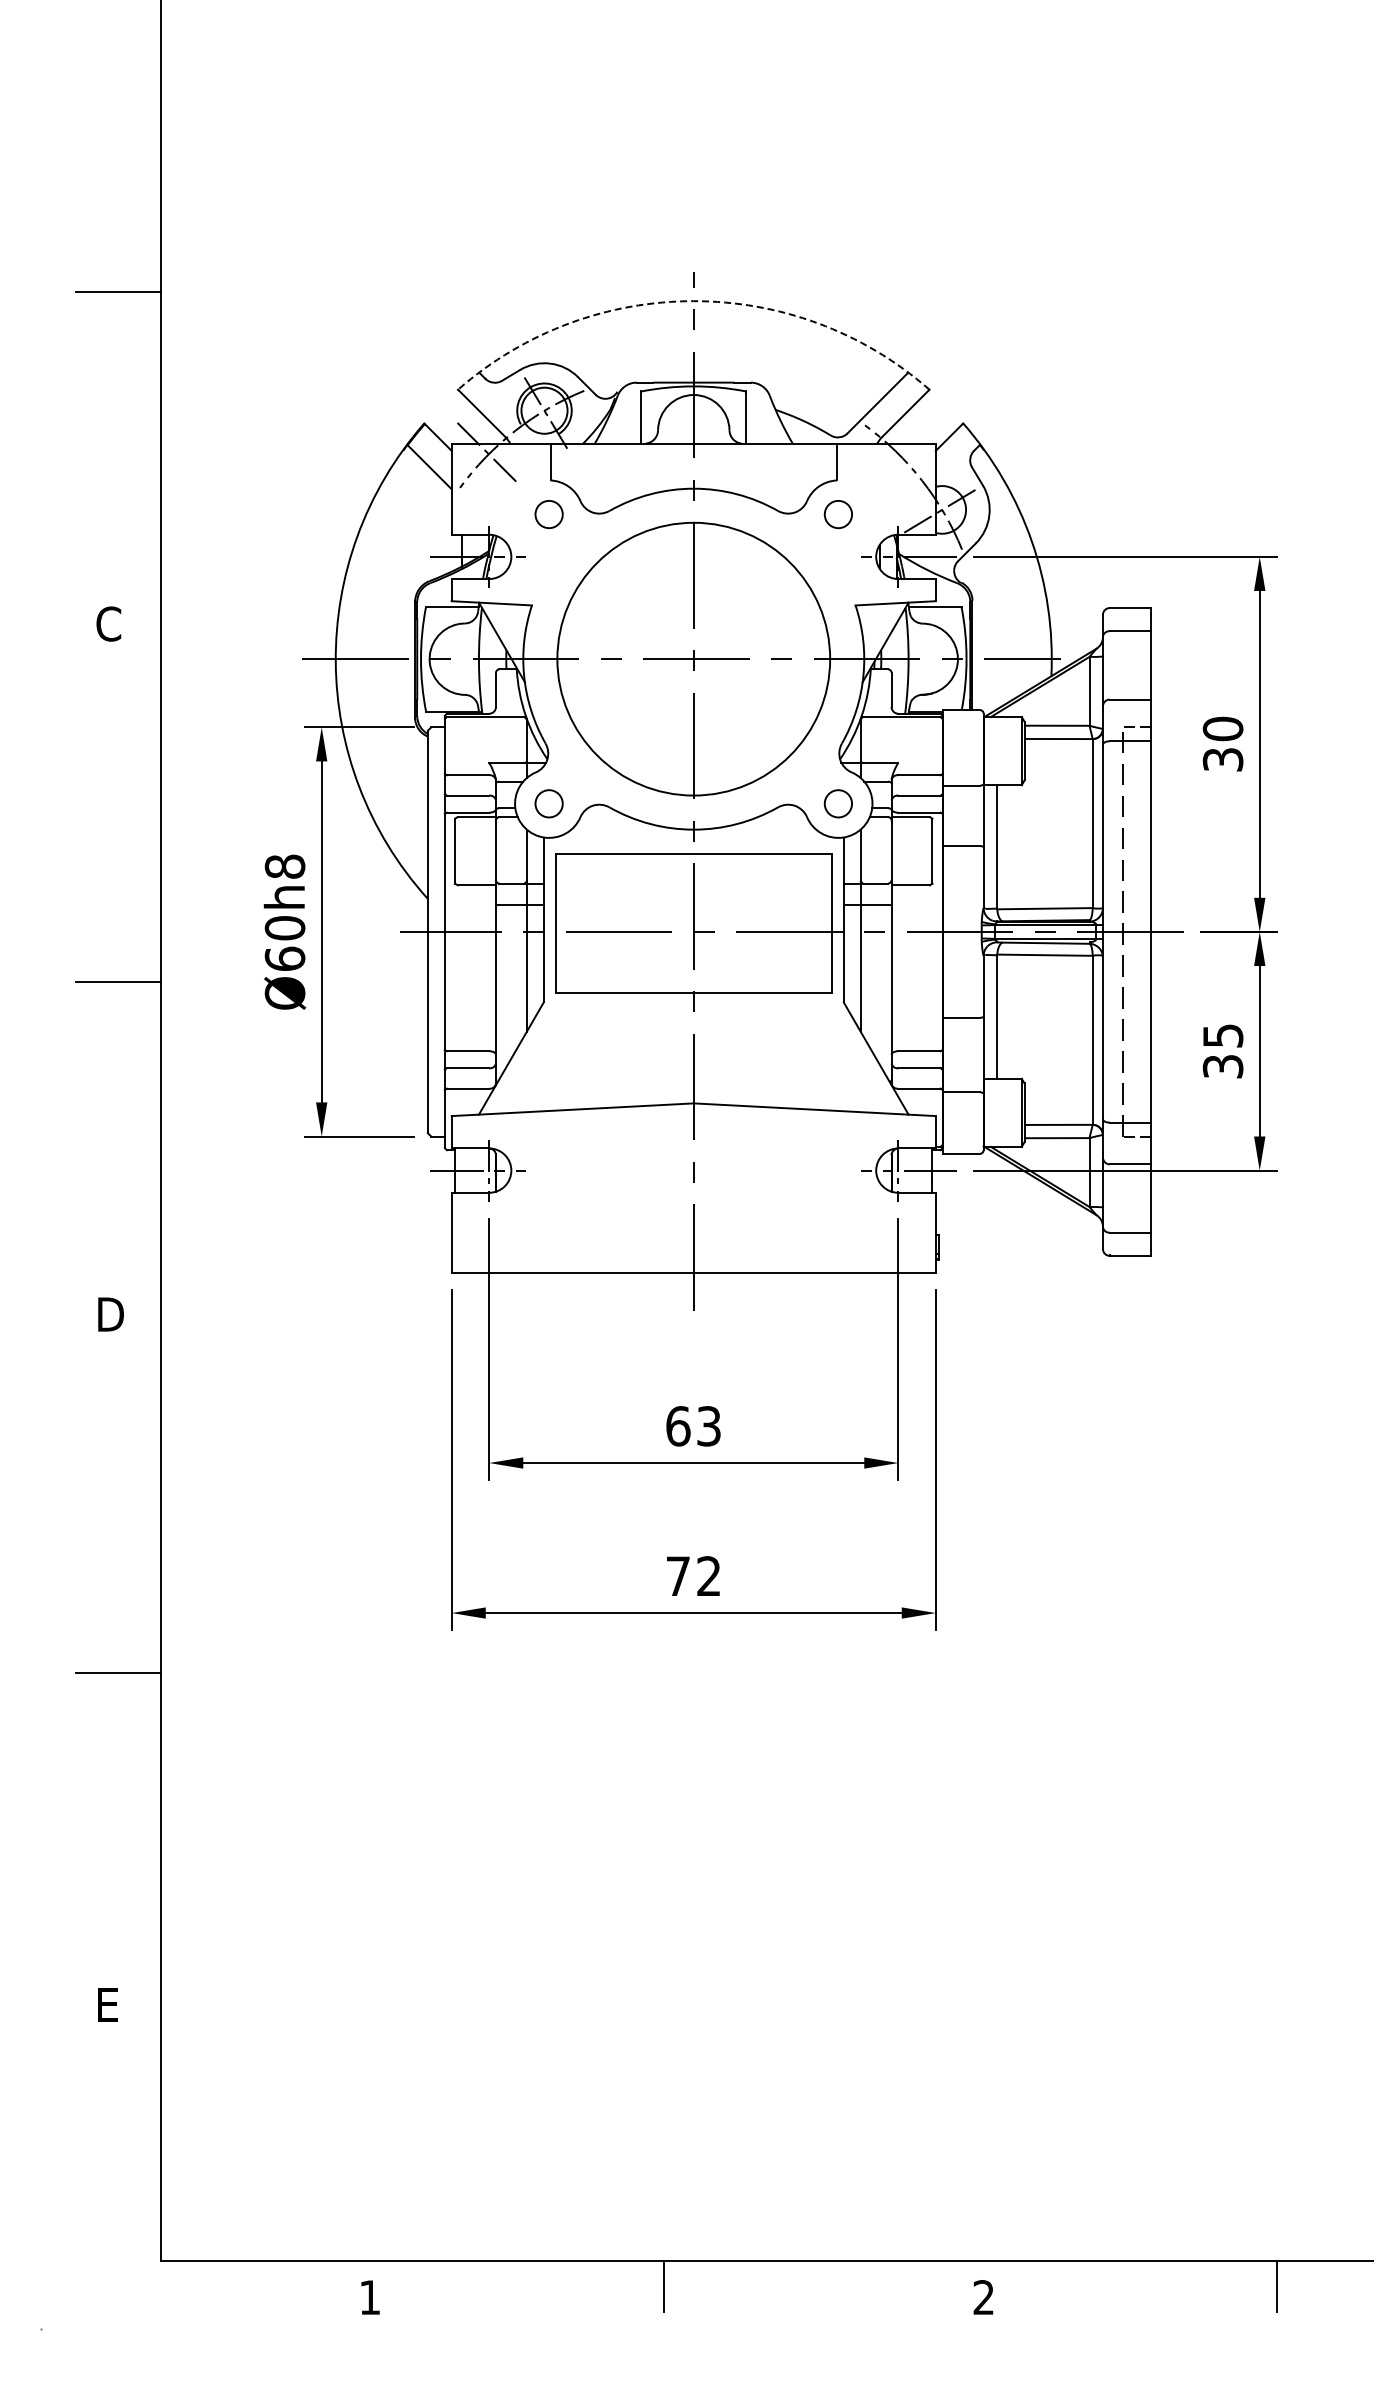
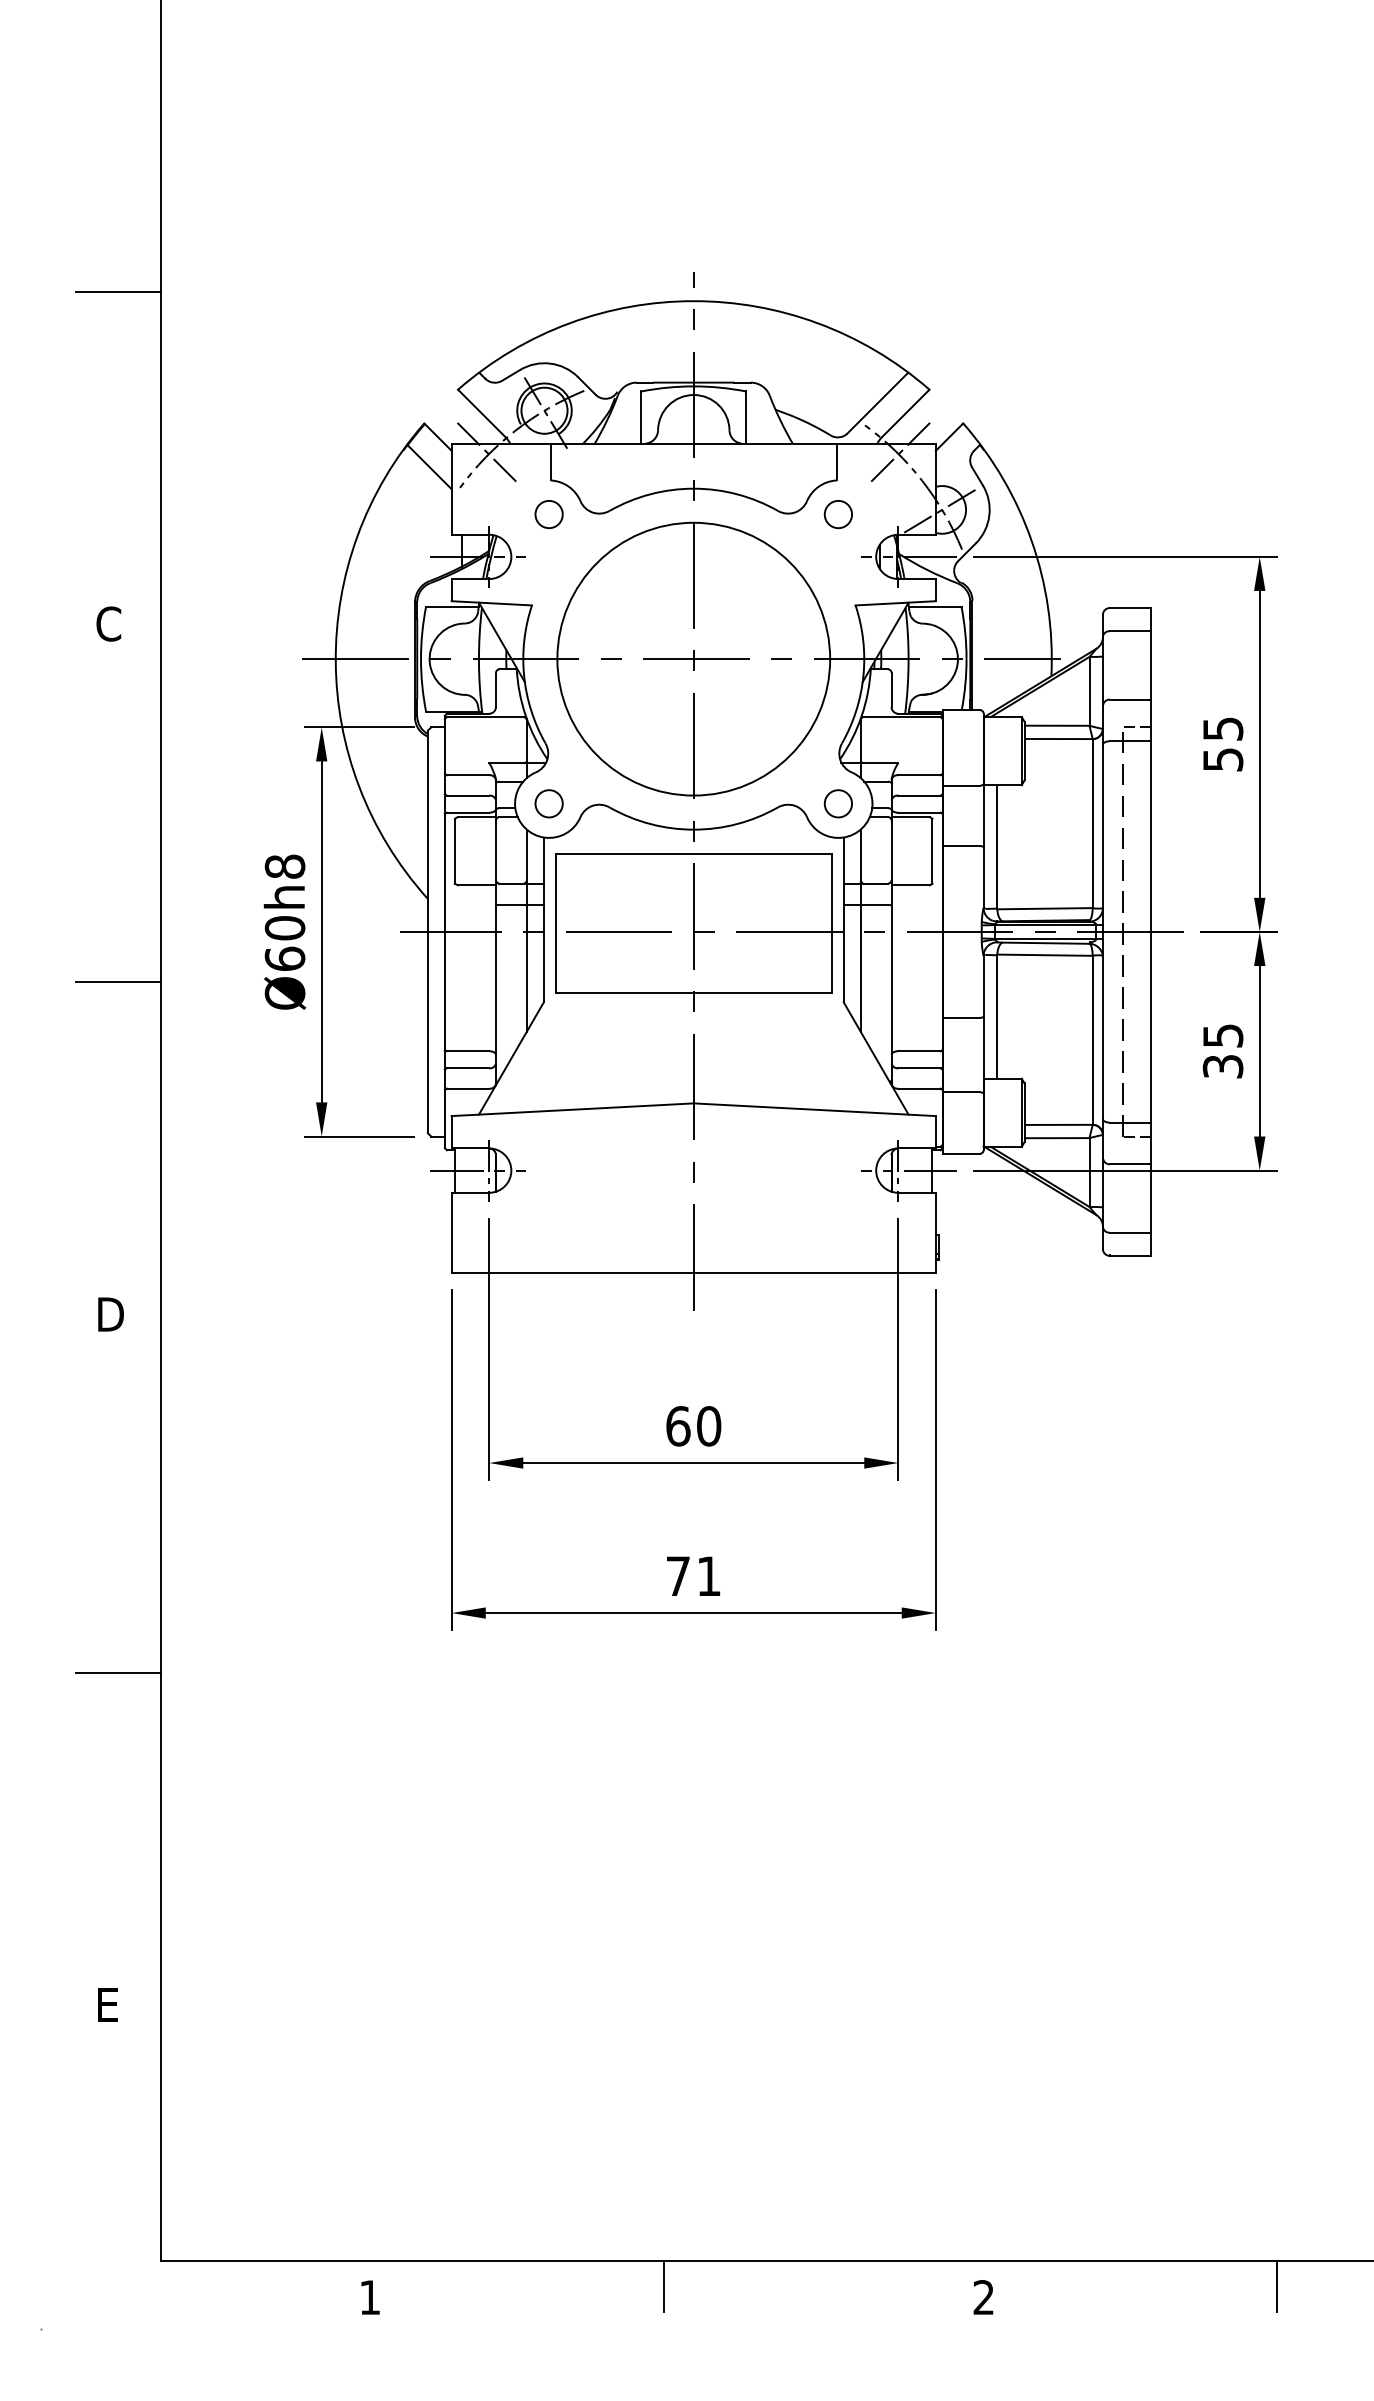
arc: dashed -> solid (693, 301)
line: none -> present (898, 453)
text: 30 -> 55 (1222, 743)
text: 63 -> 60 (709, 1426)
text: 72 -> 71 (708, 1575)
